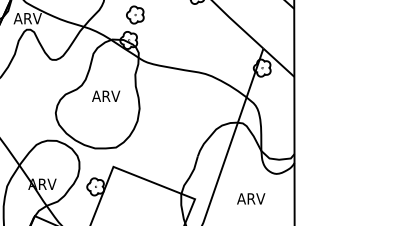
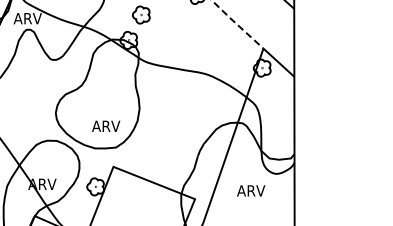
part position: (135, 14) -> (141, 14) (141, 14)
line: solid -> dashed (237, 24)
text position: (106, 95) -> (106, 125) (106, 125)
text position: (251, 198) -> (251, 190) (251, 190)
